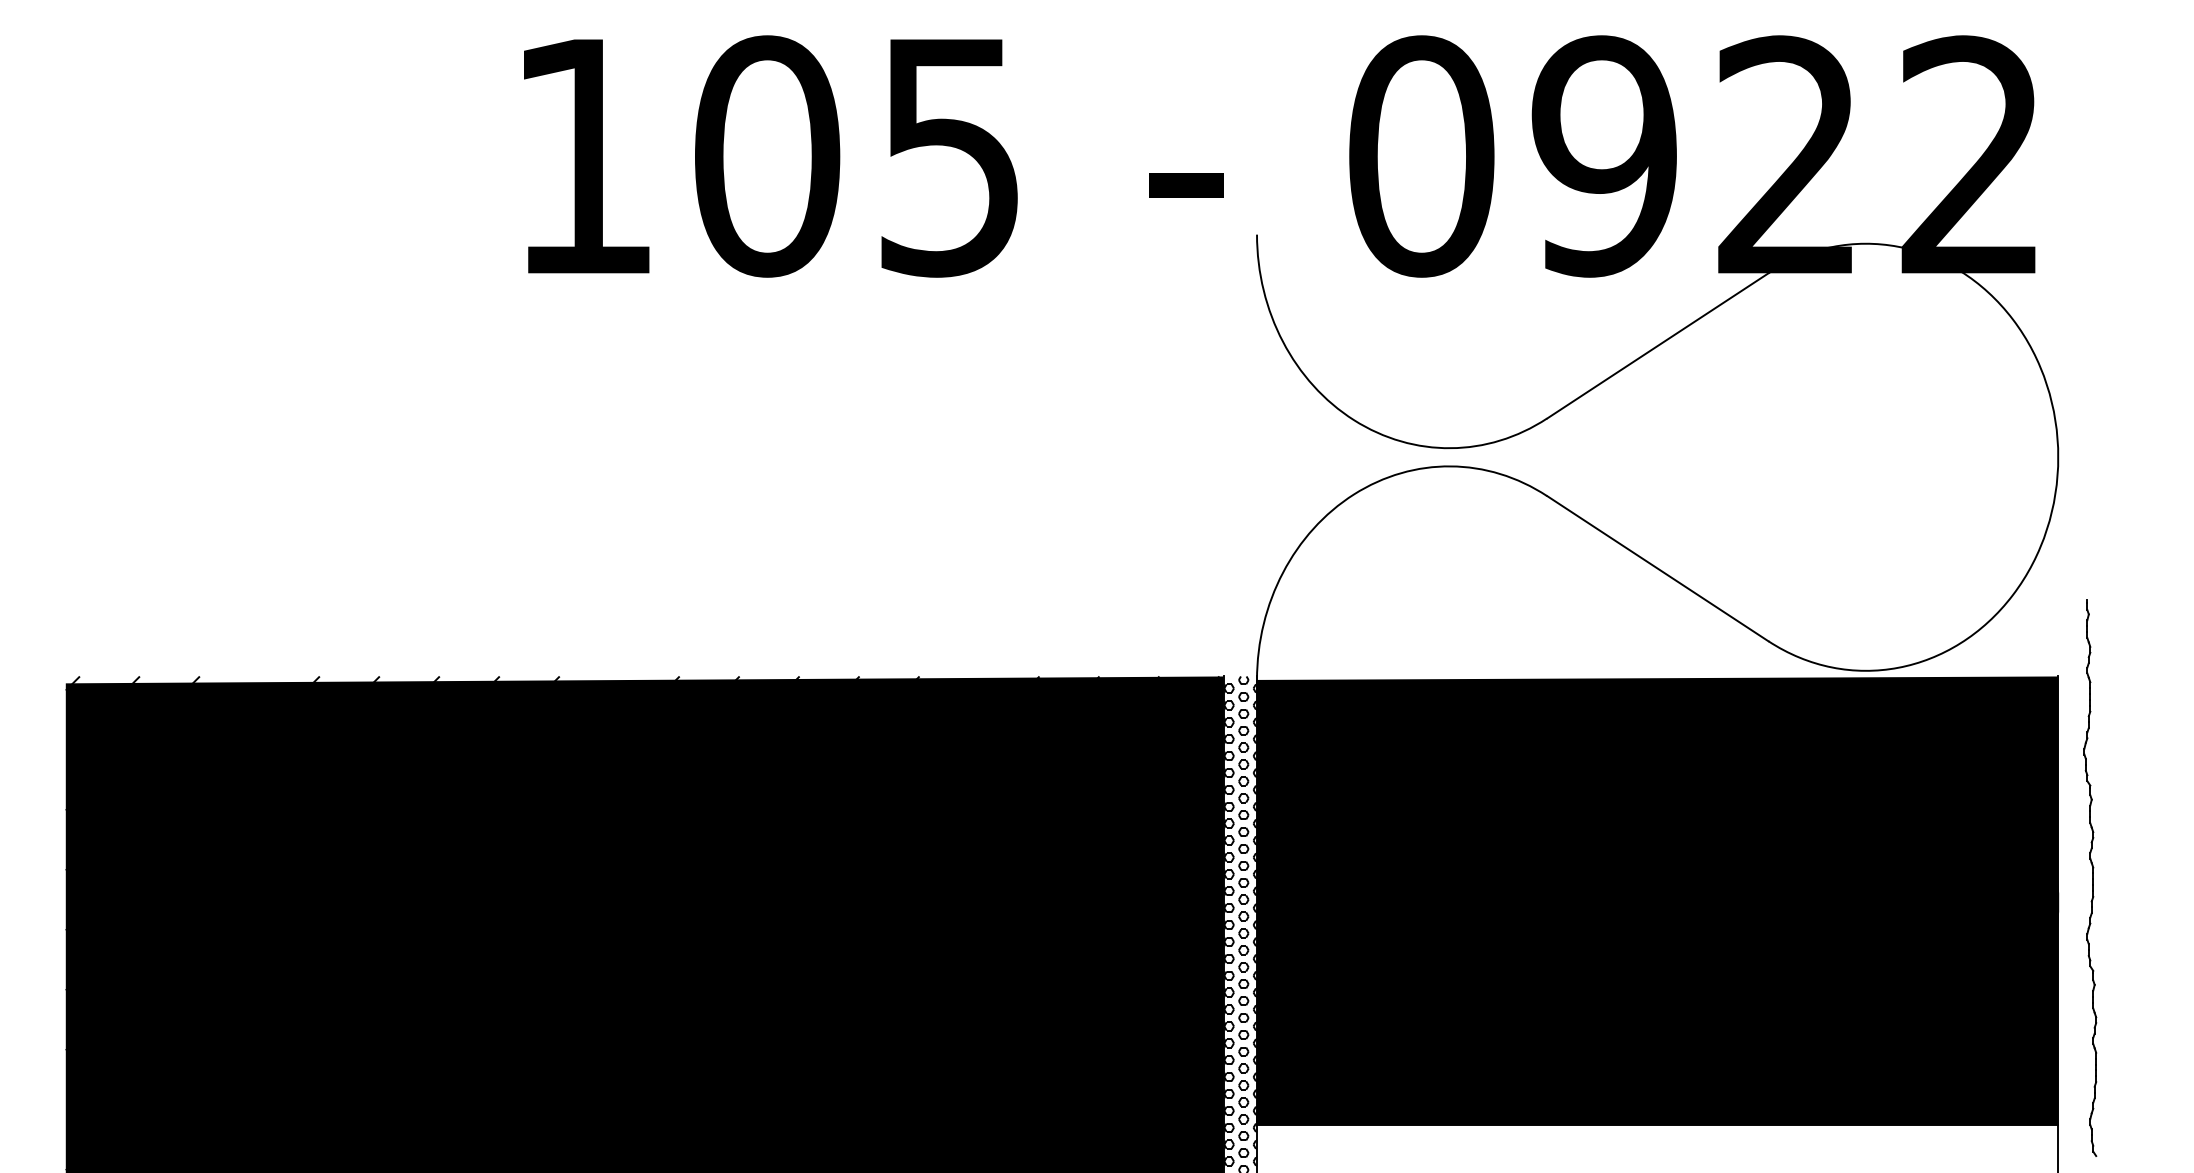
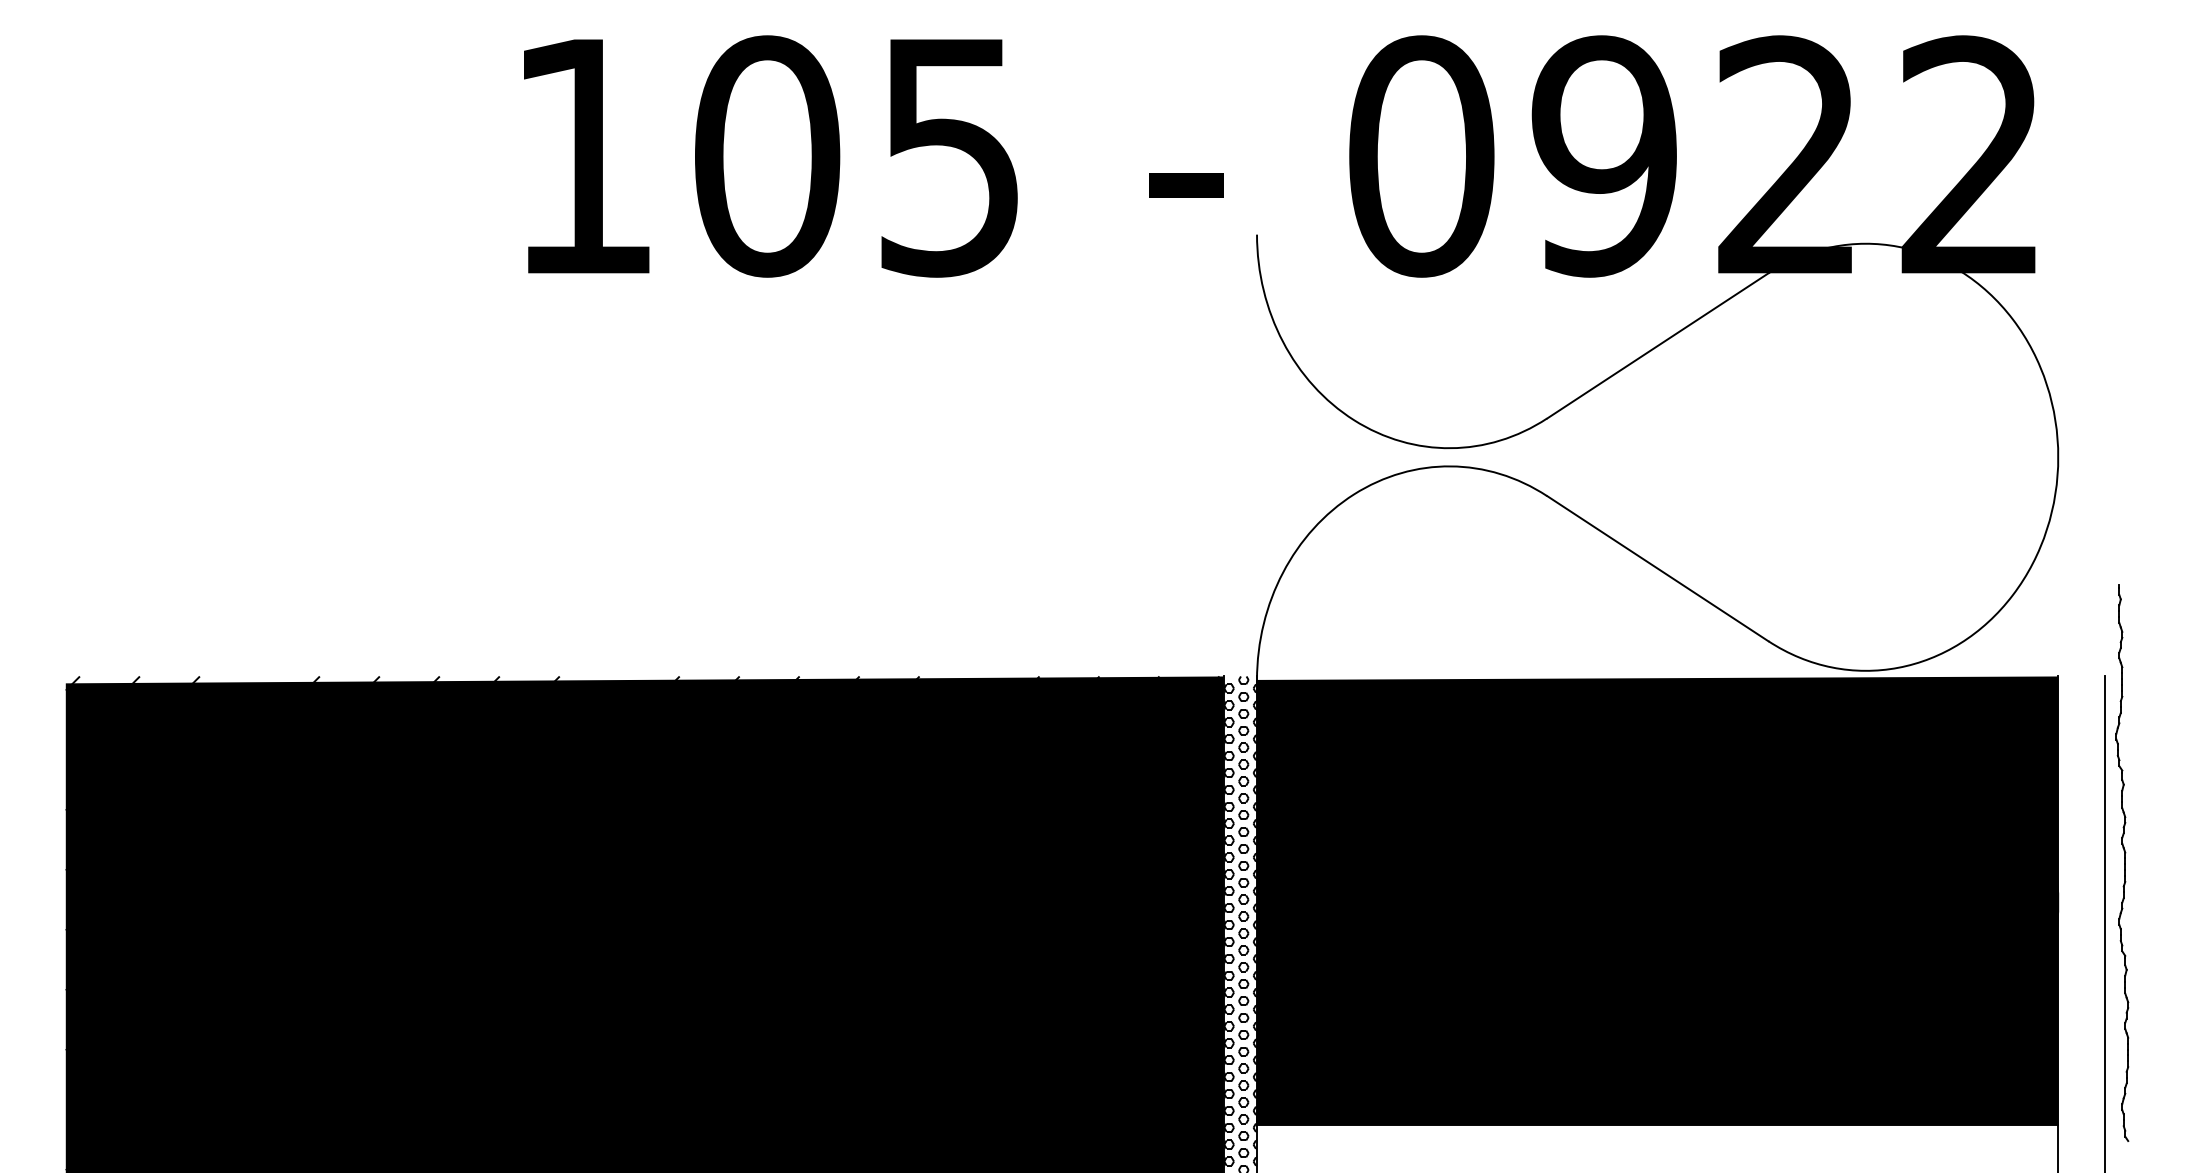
part position: (2090, 877) -> (2122, 862) (2122, 862)
line: none -> present (2105, 922)
